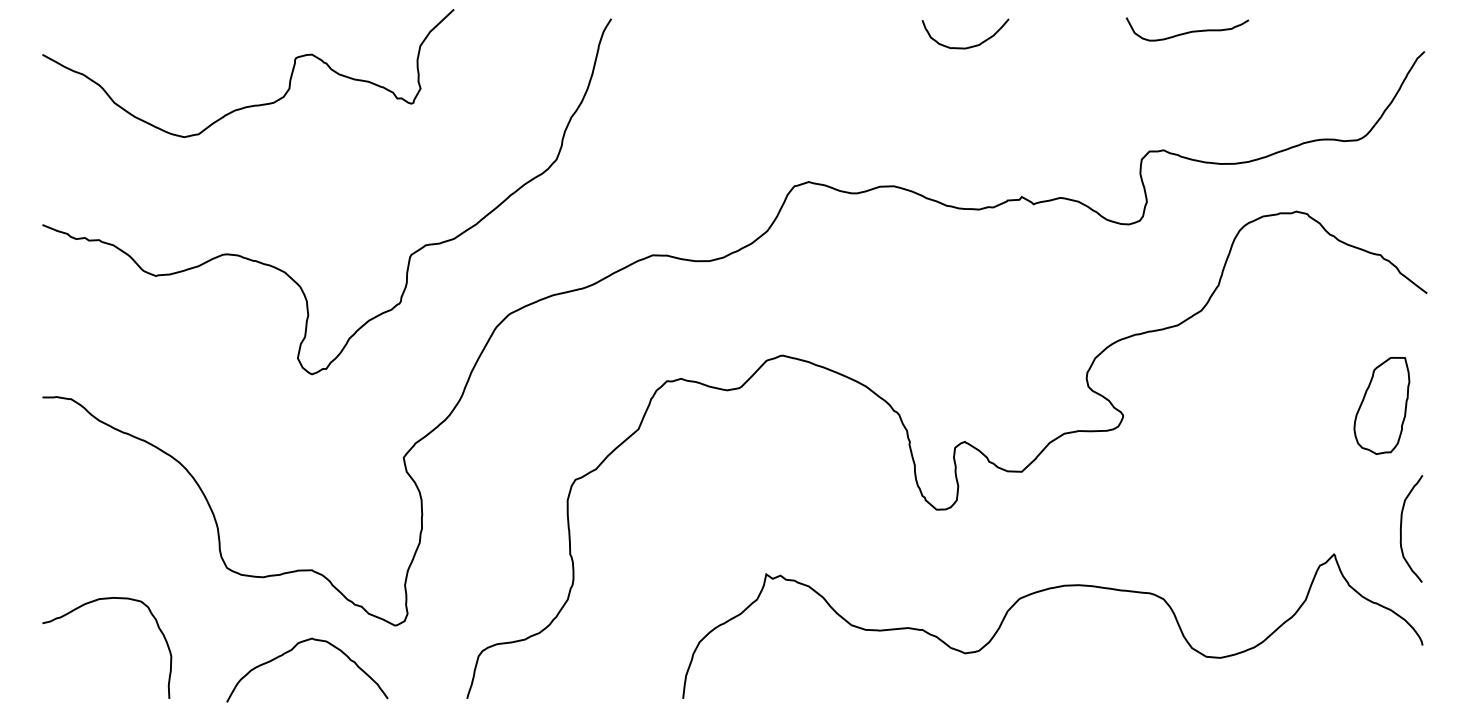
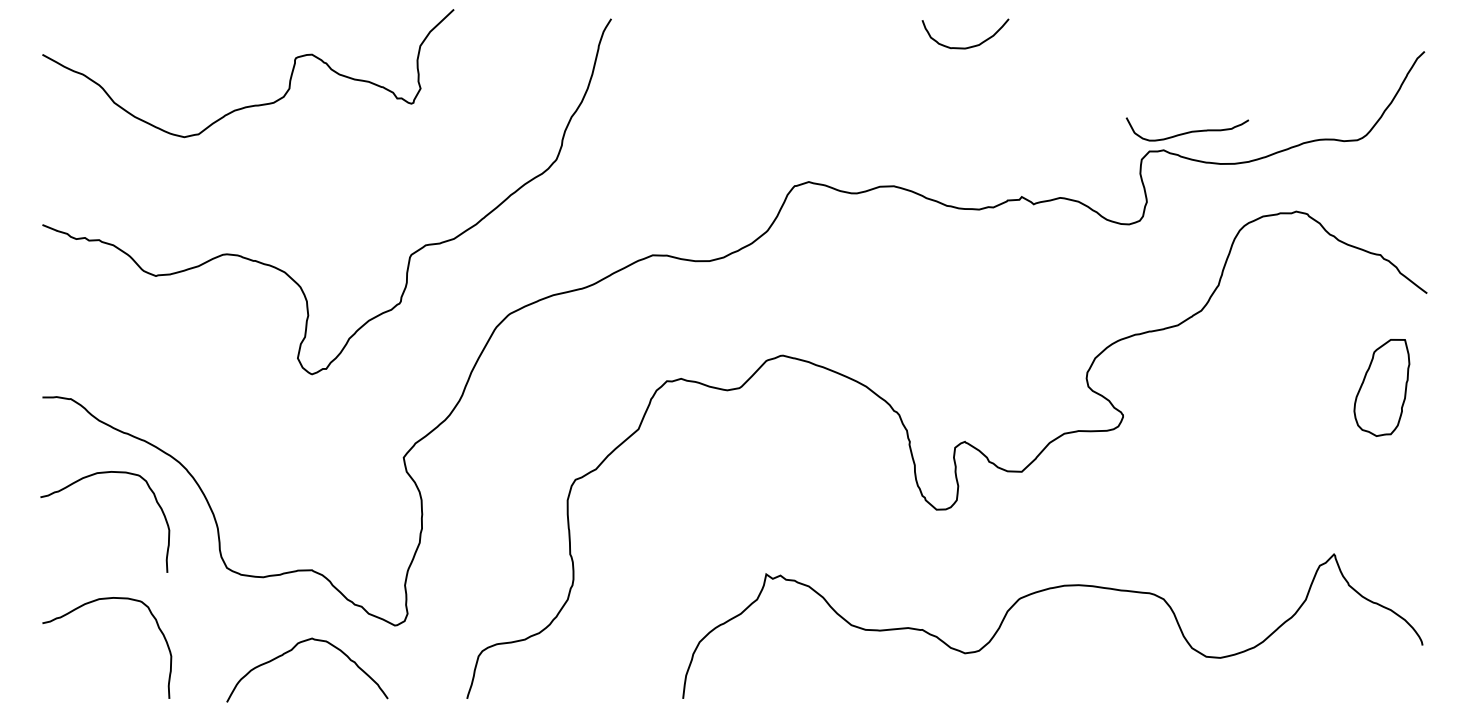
curve position: (1188, 31) -> (1188, 131) (1188, 131)
part position: (1381, 405) -> (1381, 387) (1381, 387)
curve: none -> present (91, 476)
curve: present -> none (1401, 528)
